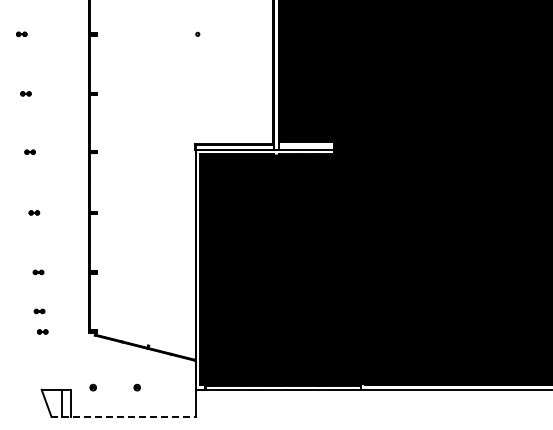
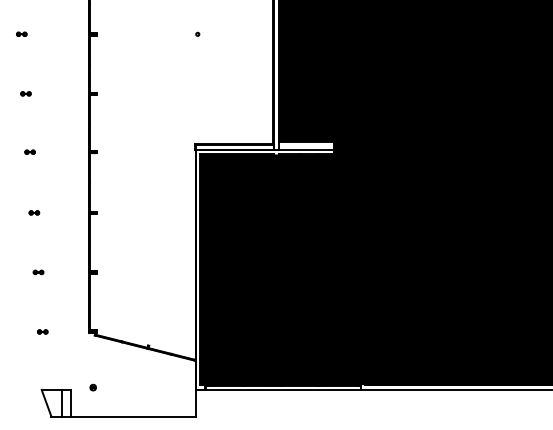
part: present -> none (39, 311)
part: present -> none (136, 387)
line: dashed -> solid (124, 416)
